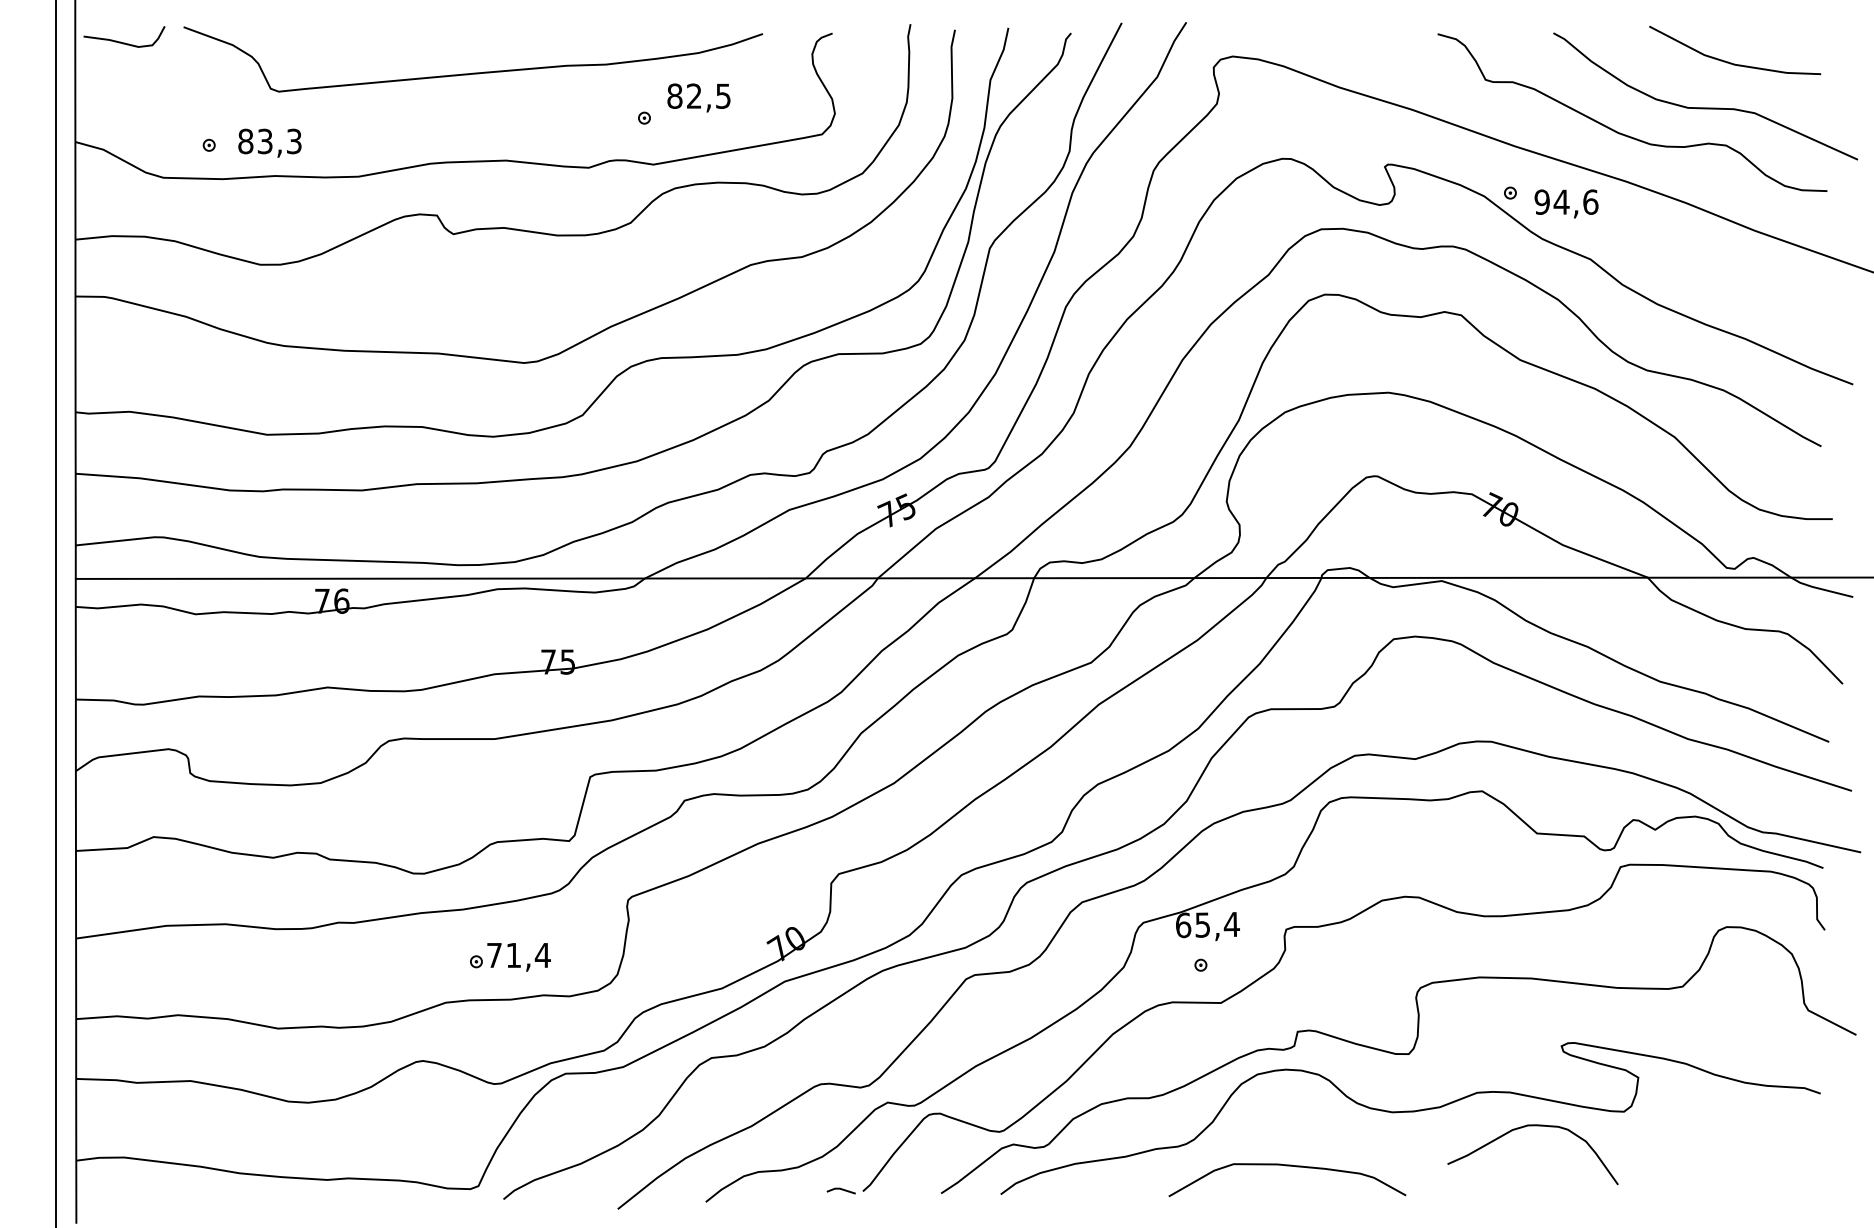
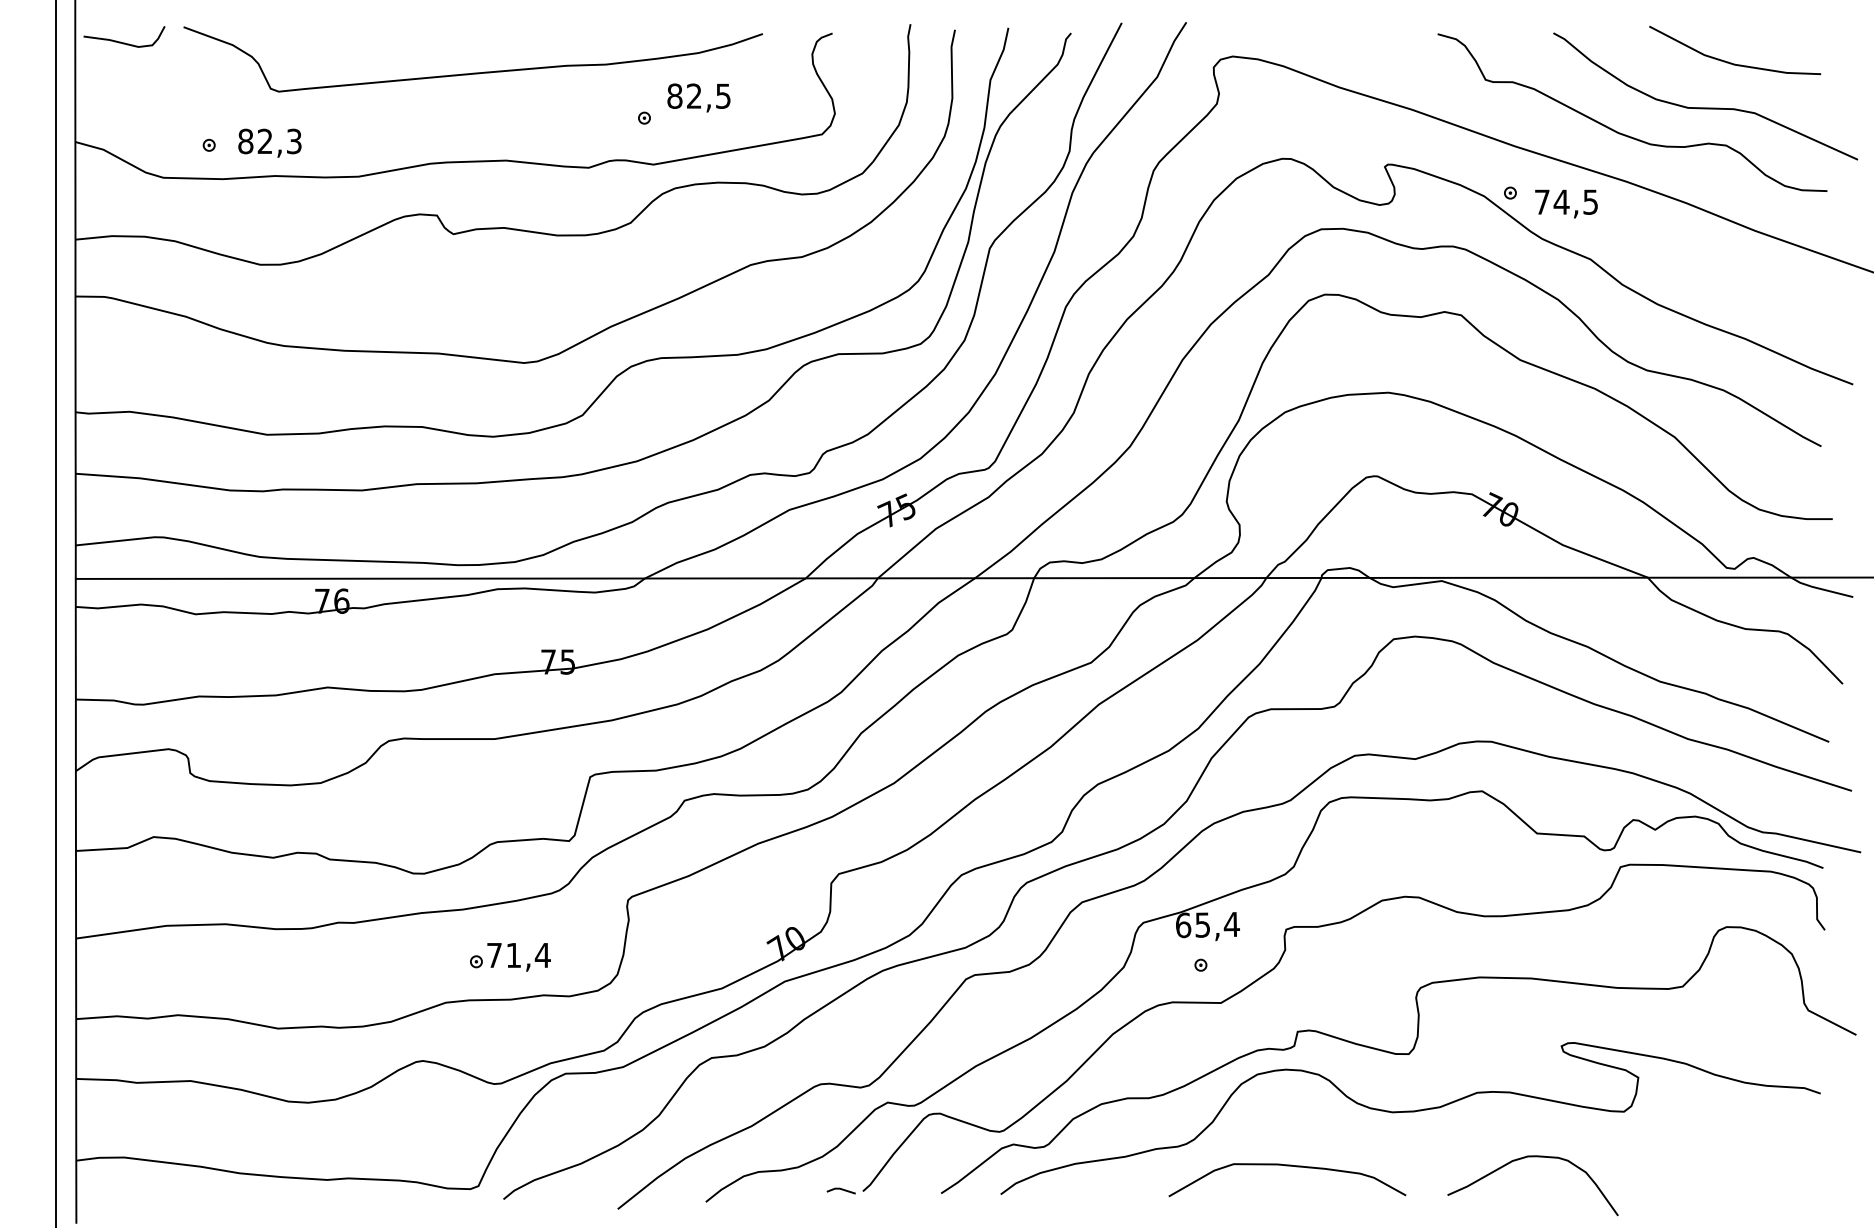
text: 83,3 -> 82,3 (264, 141)
text: 94,6 -> 74,5 (1566, 201)
curve position: (1525, 1127) -> (1525, 1158) (1525, 1158)
